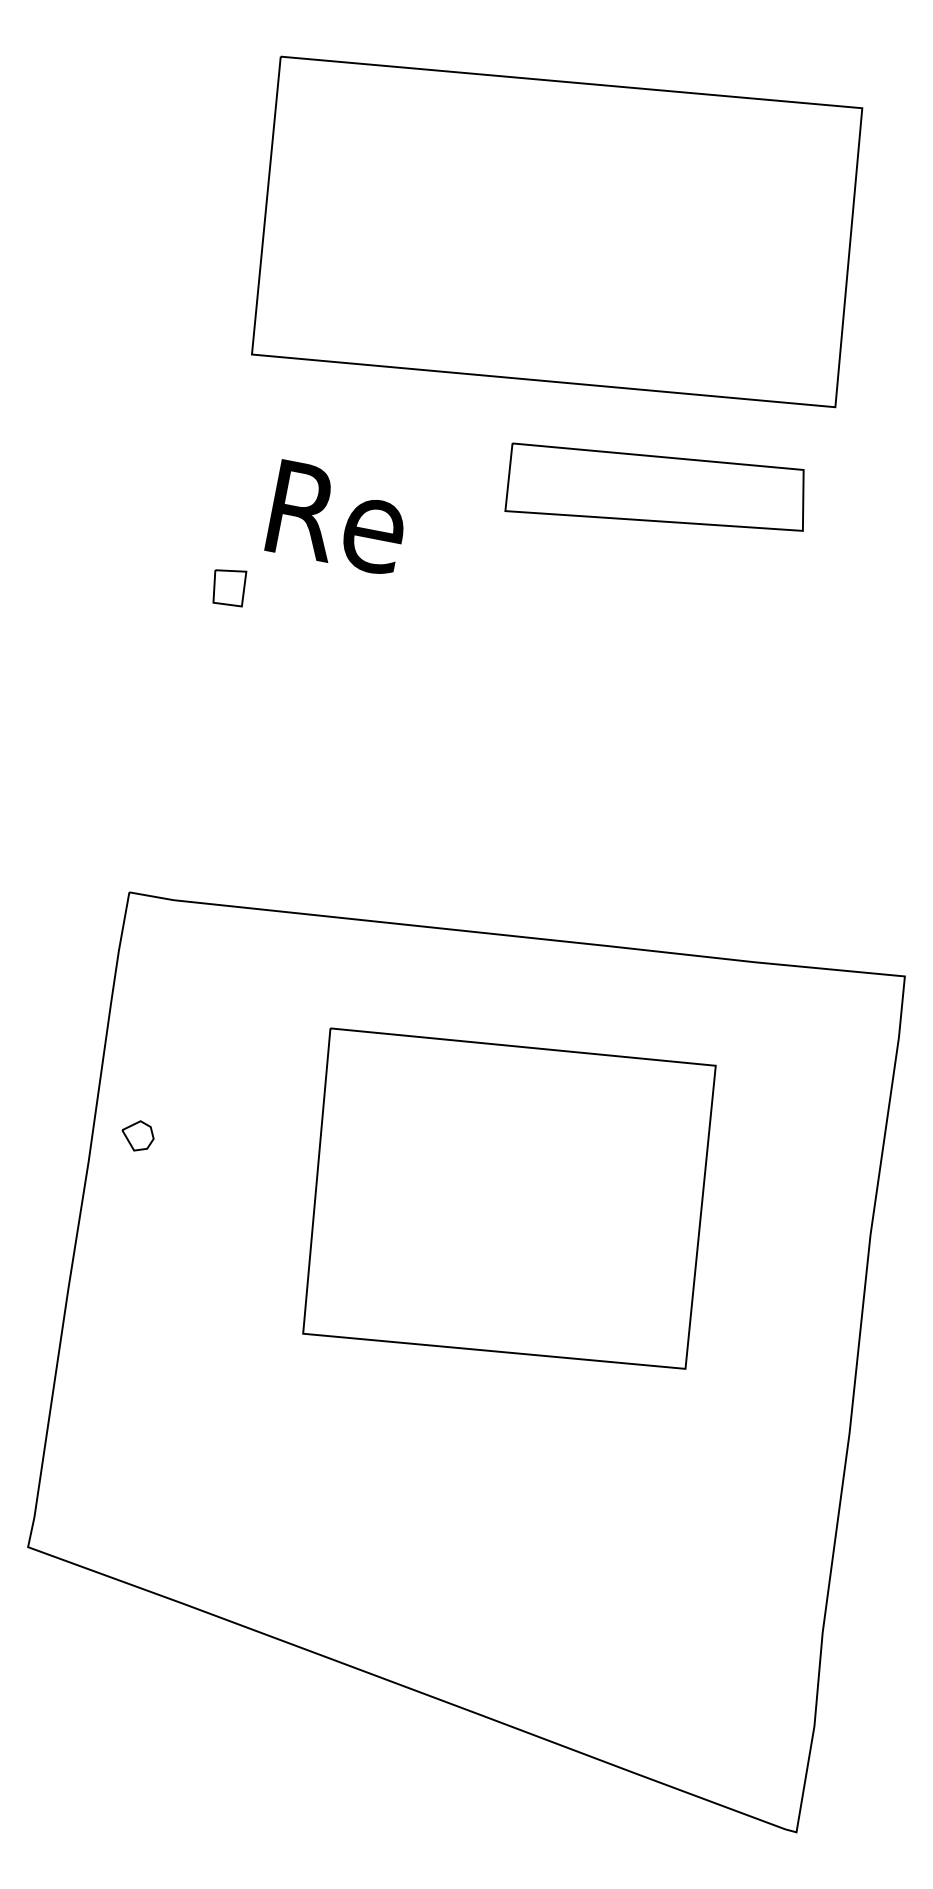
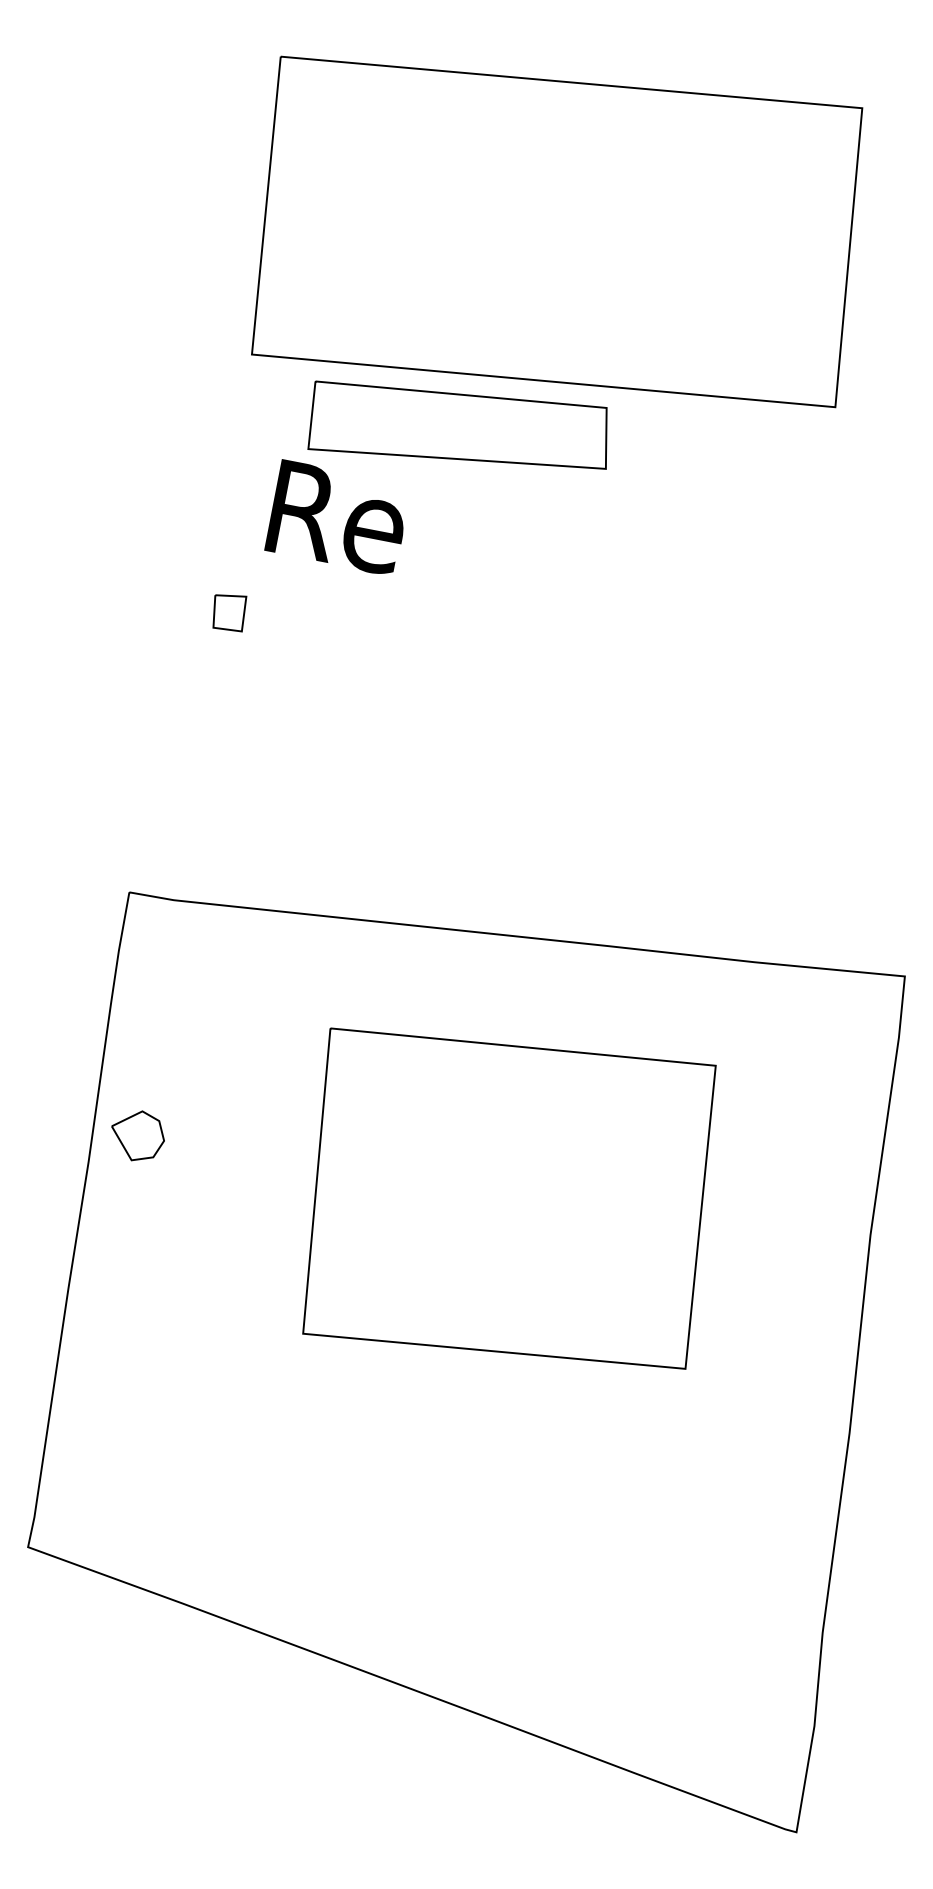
part position: (654, 486) -> (457, 424) (457, 424)
part position: (229, 588) -> (229, 613) (229, 613)
part size: 34x32 px -> 54x52 px (137, 1135)
